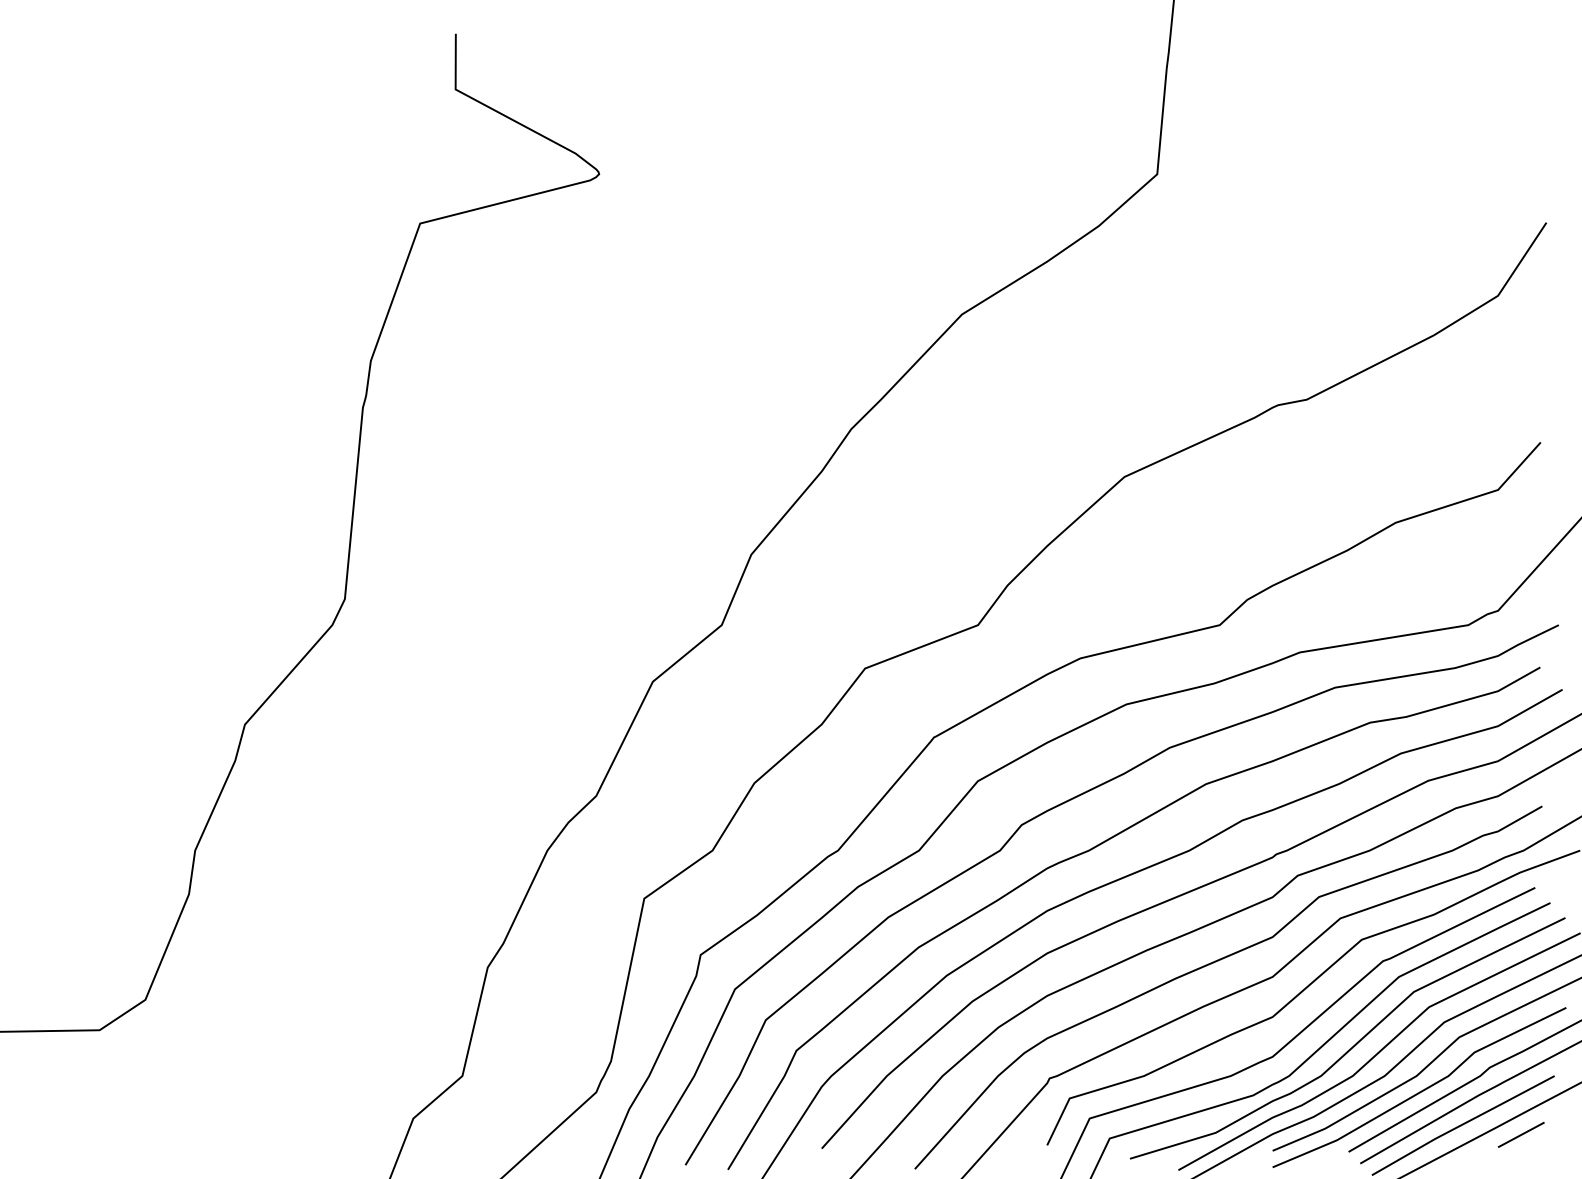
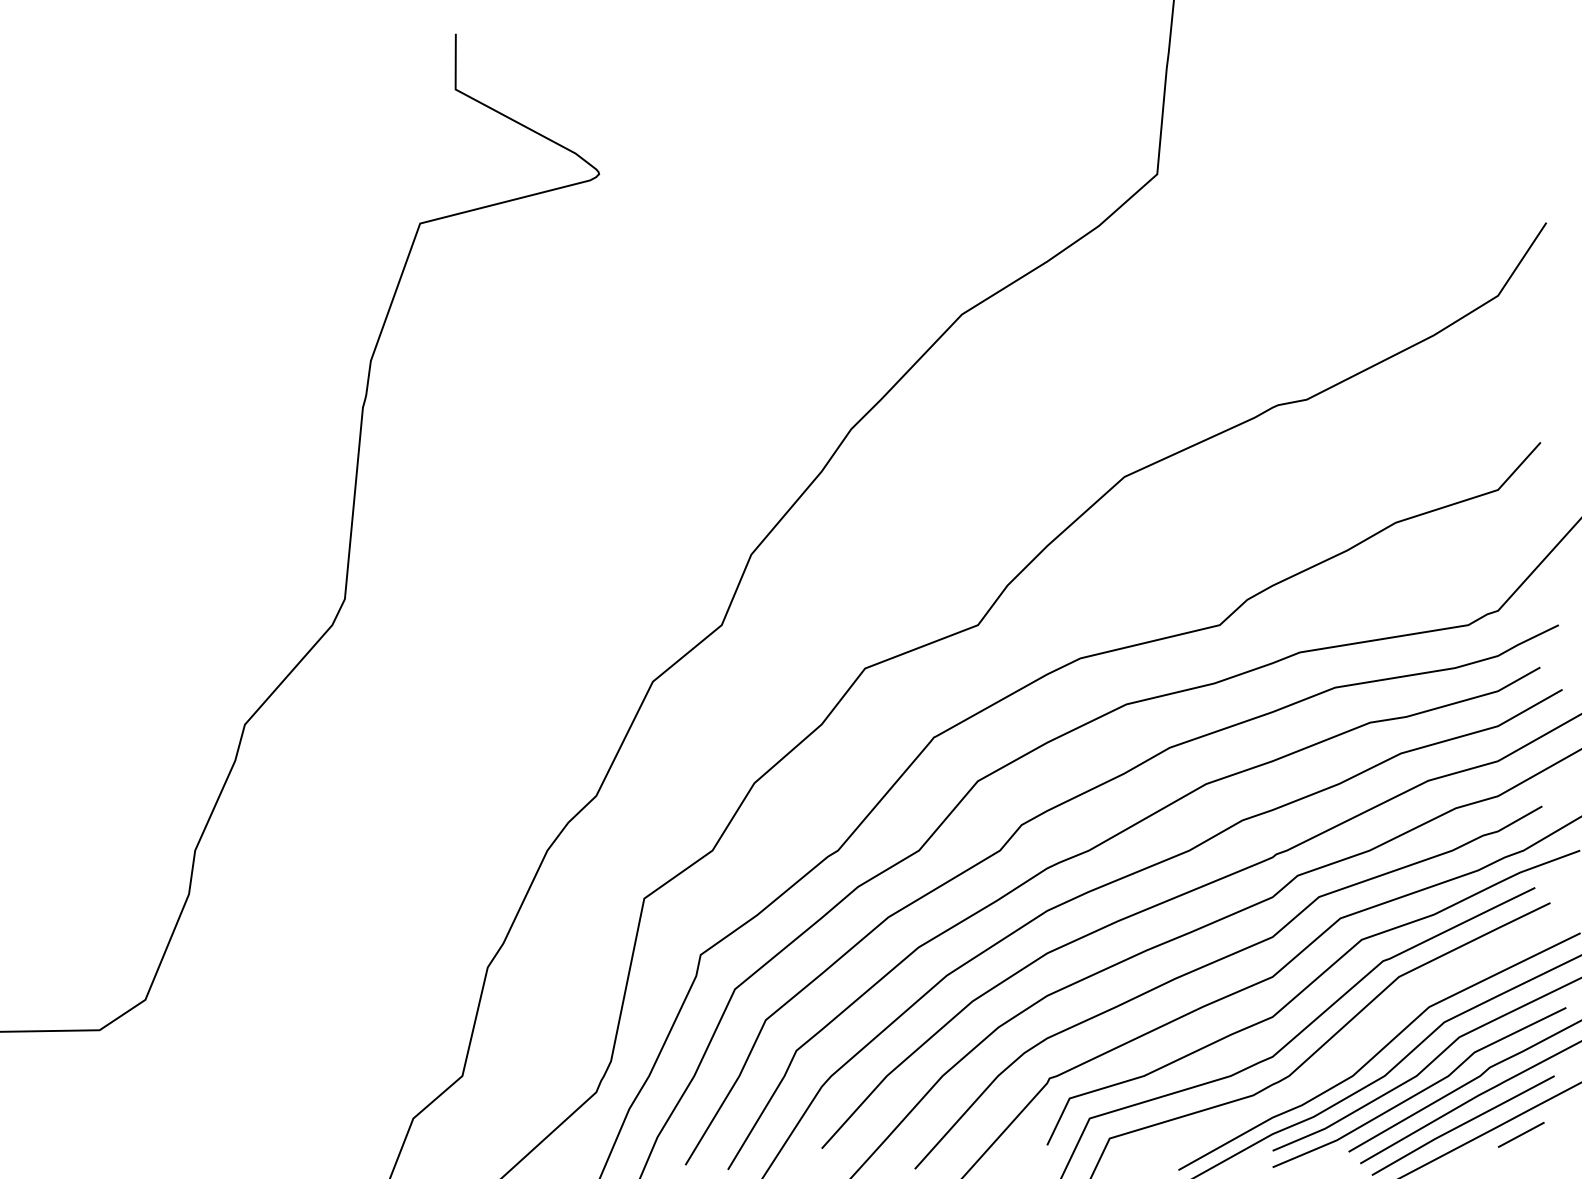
curve: present -> none (1354, 1044)
